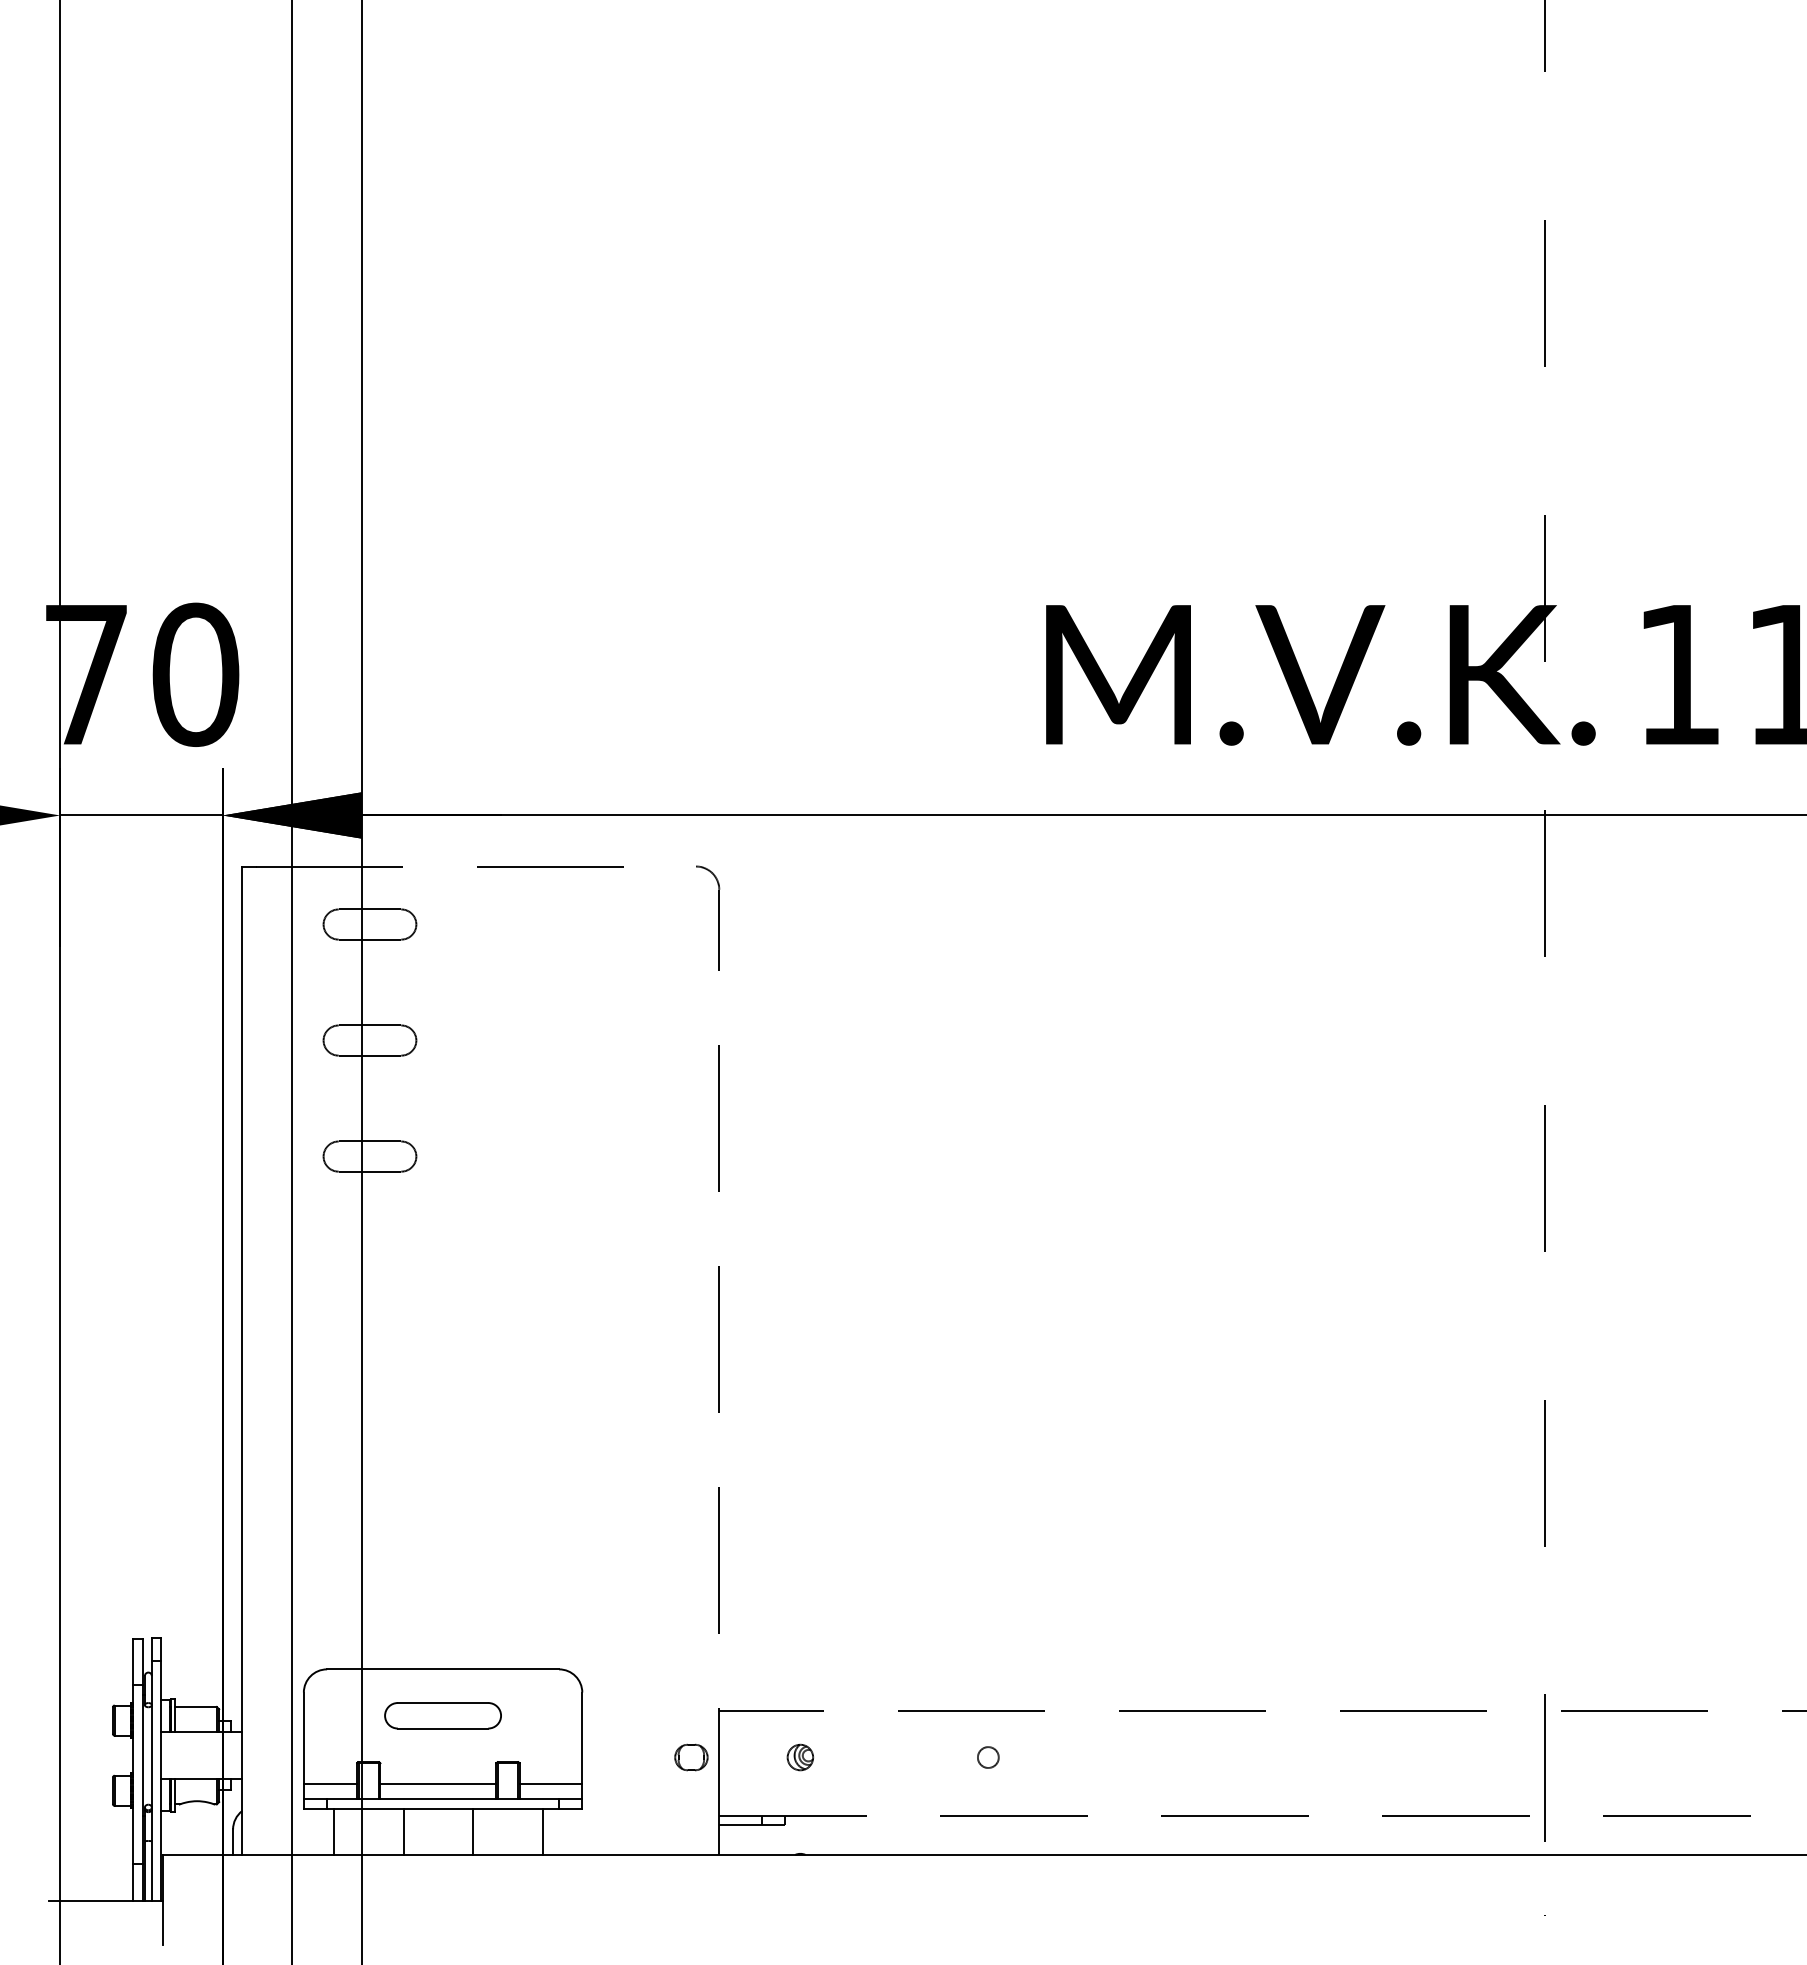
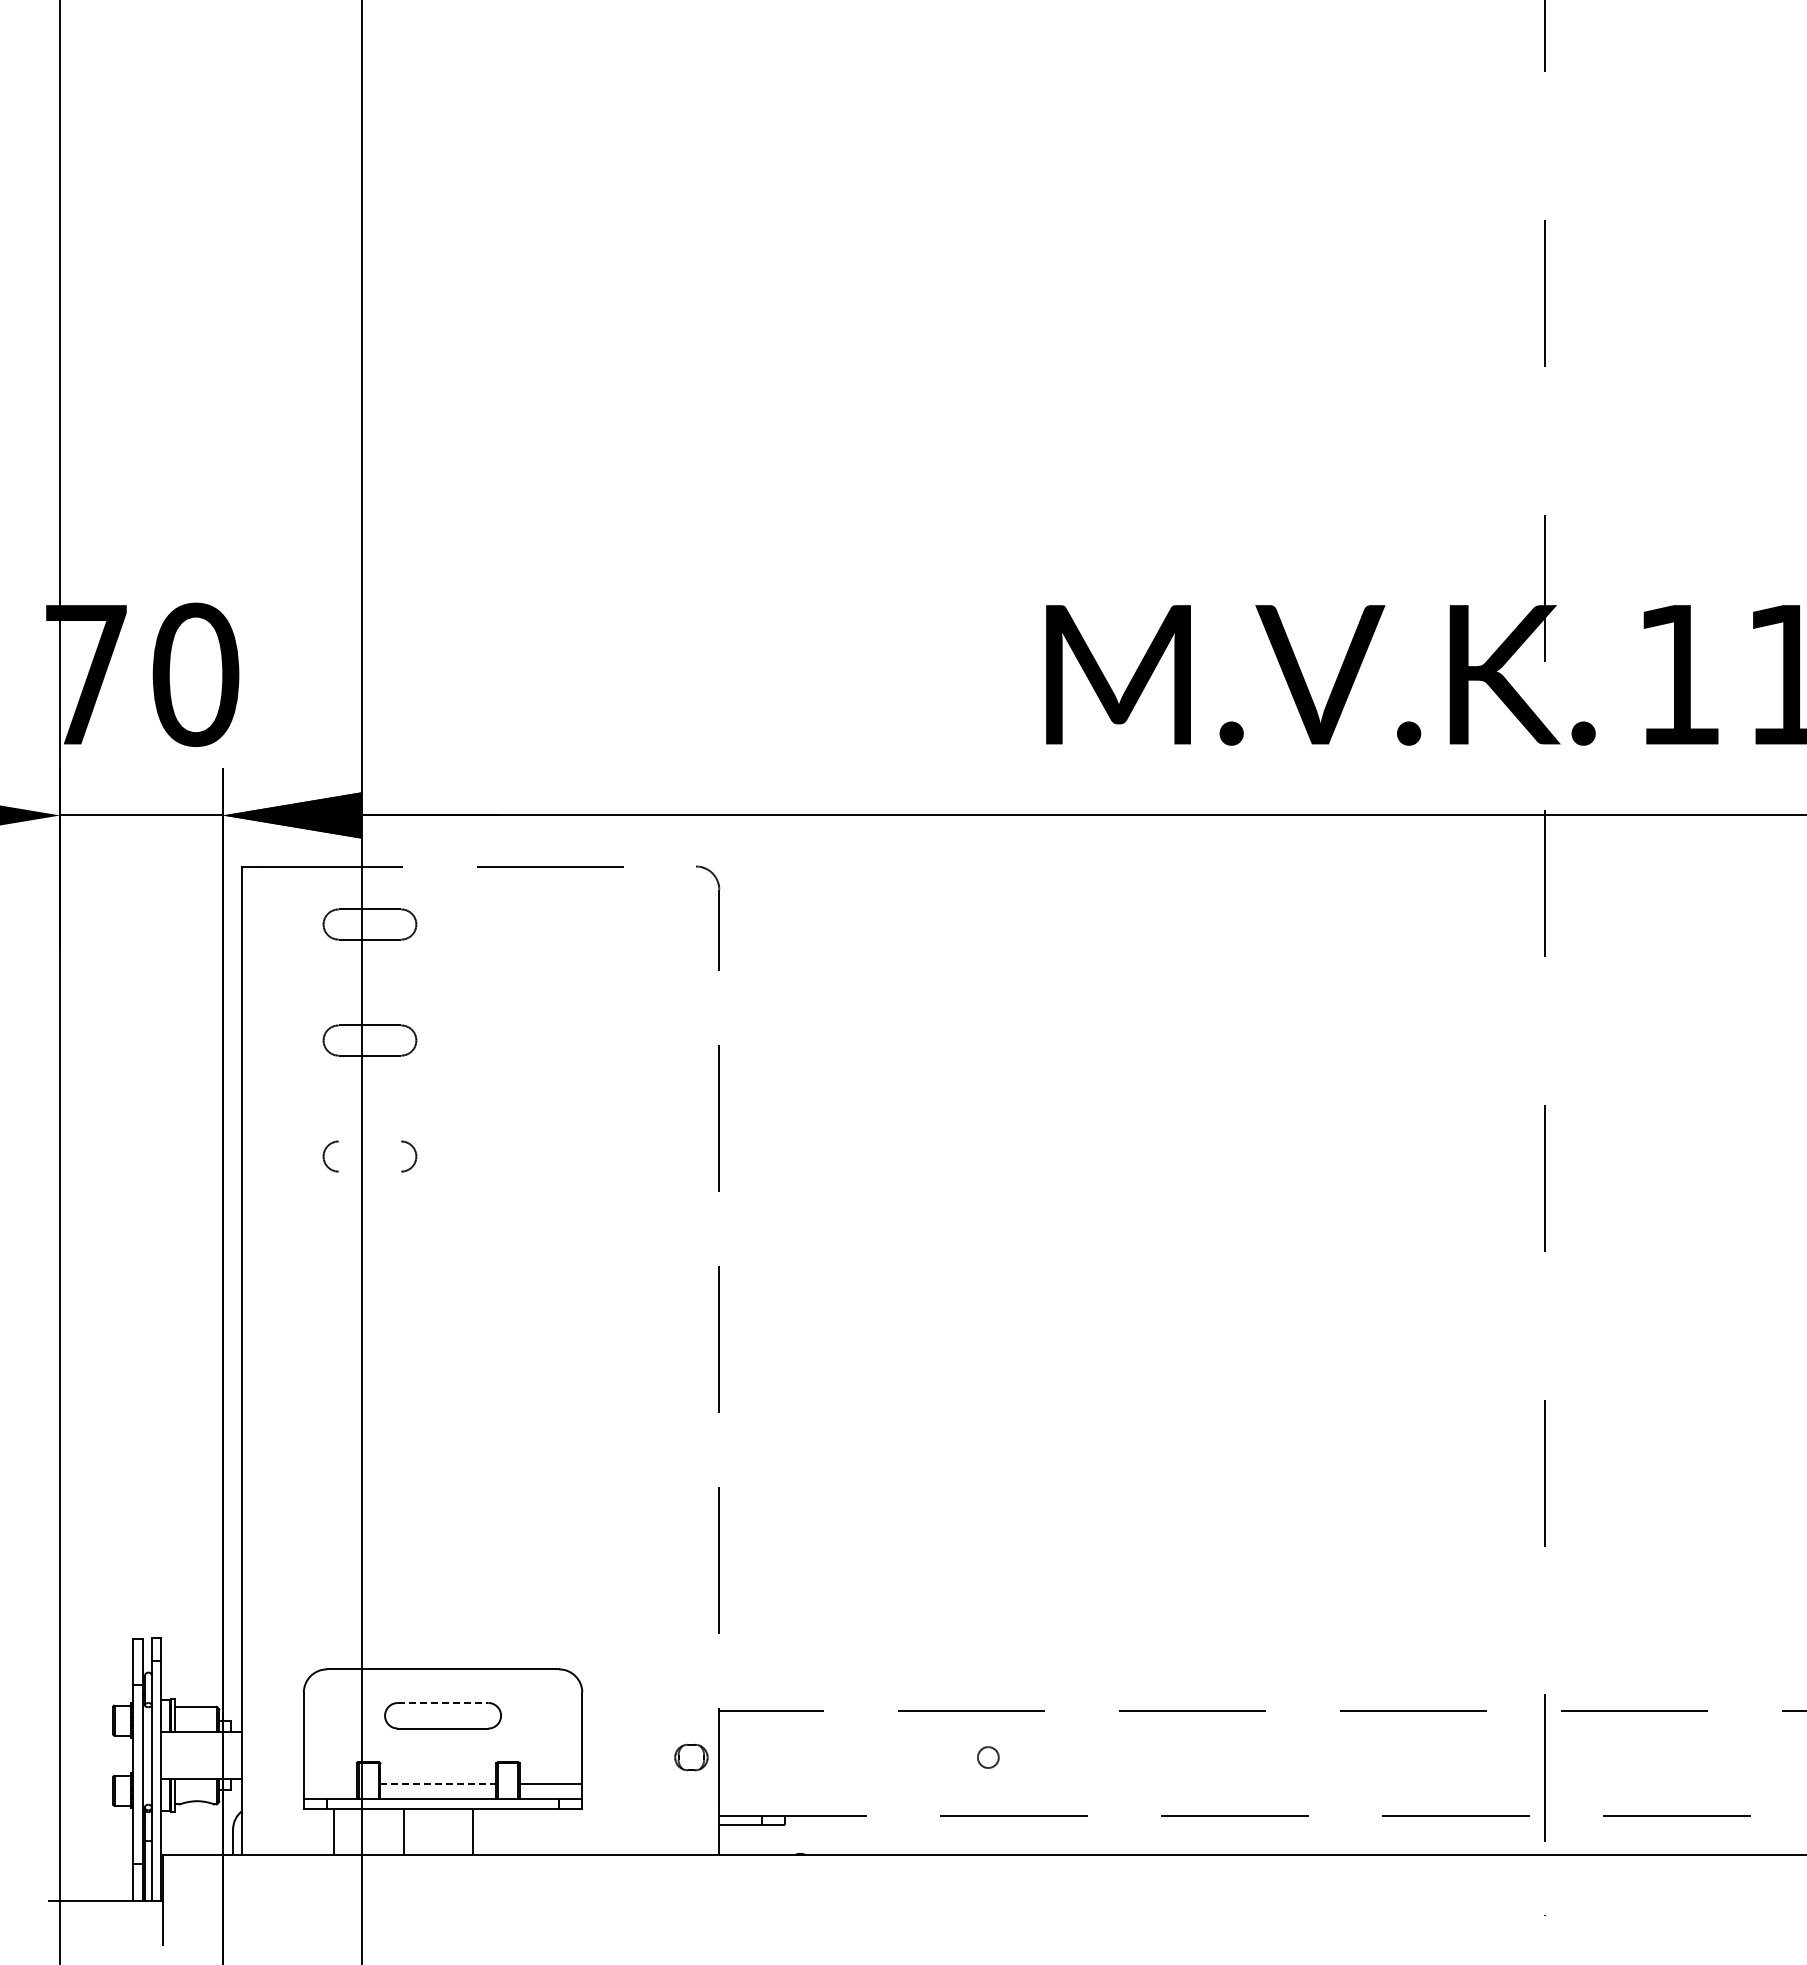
line: present -> none (292, 981)
line: present -> none (369, 1141)
line: present -> none (369, 1171)
line: solid -> dashed (443, 1703)
part: present -> none (800, 1757)
line: present -> none (330, 1783)
line: solid -> dashed (438, 1783)
line: present -> none (542, 1831)
